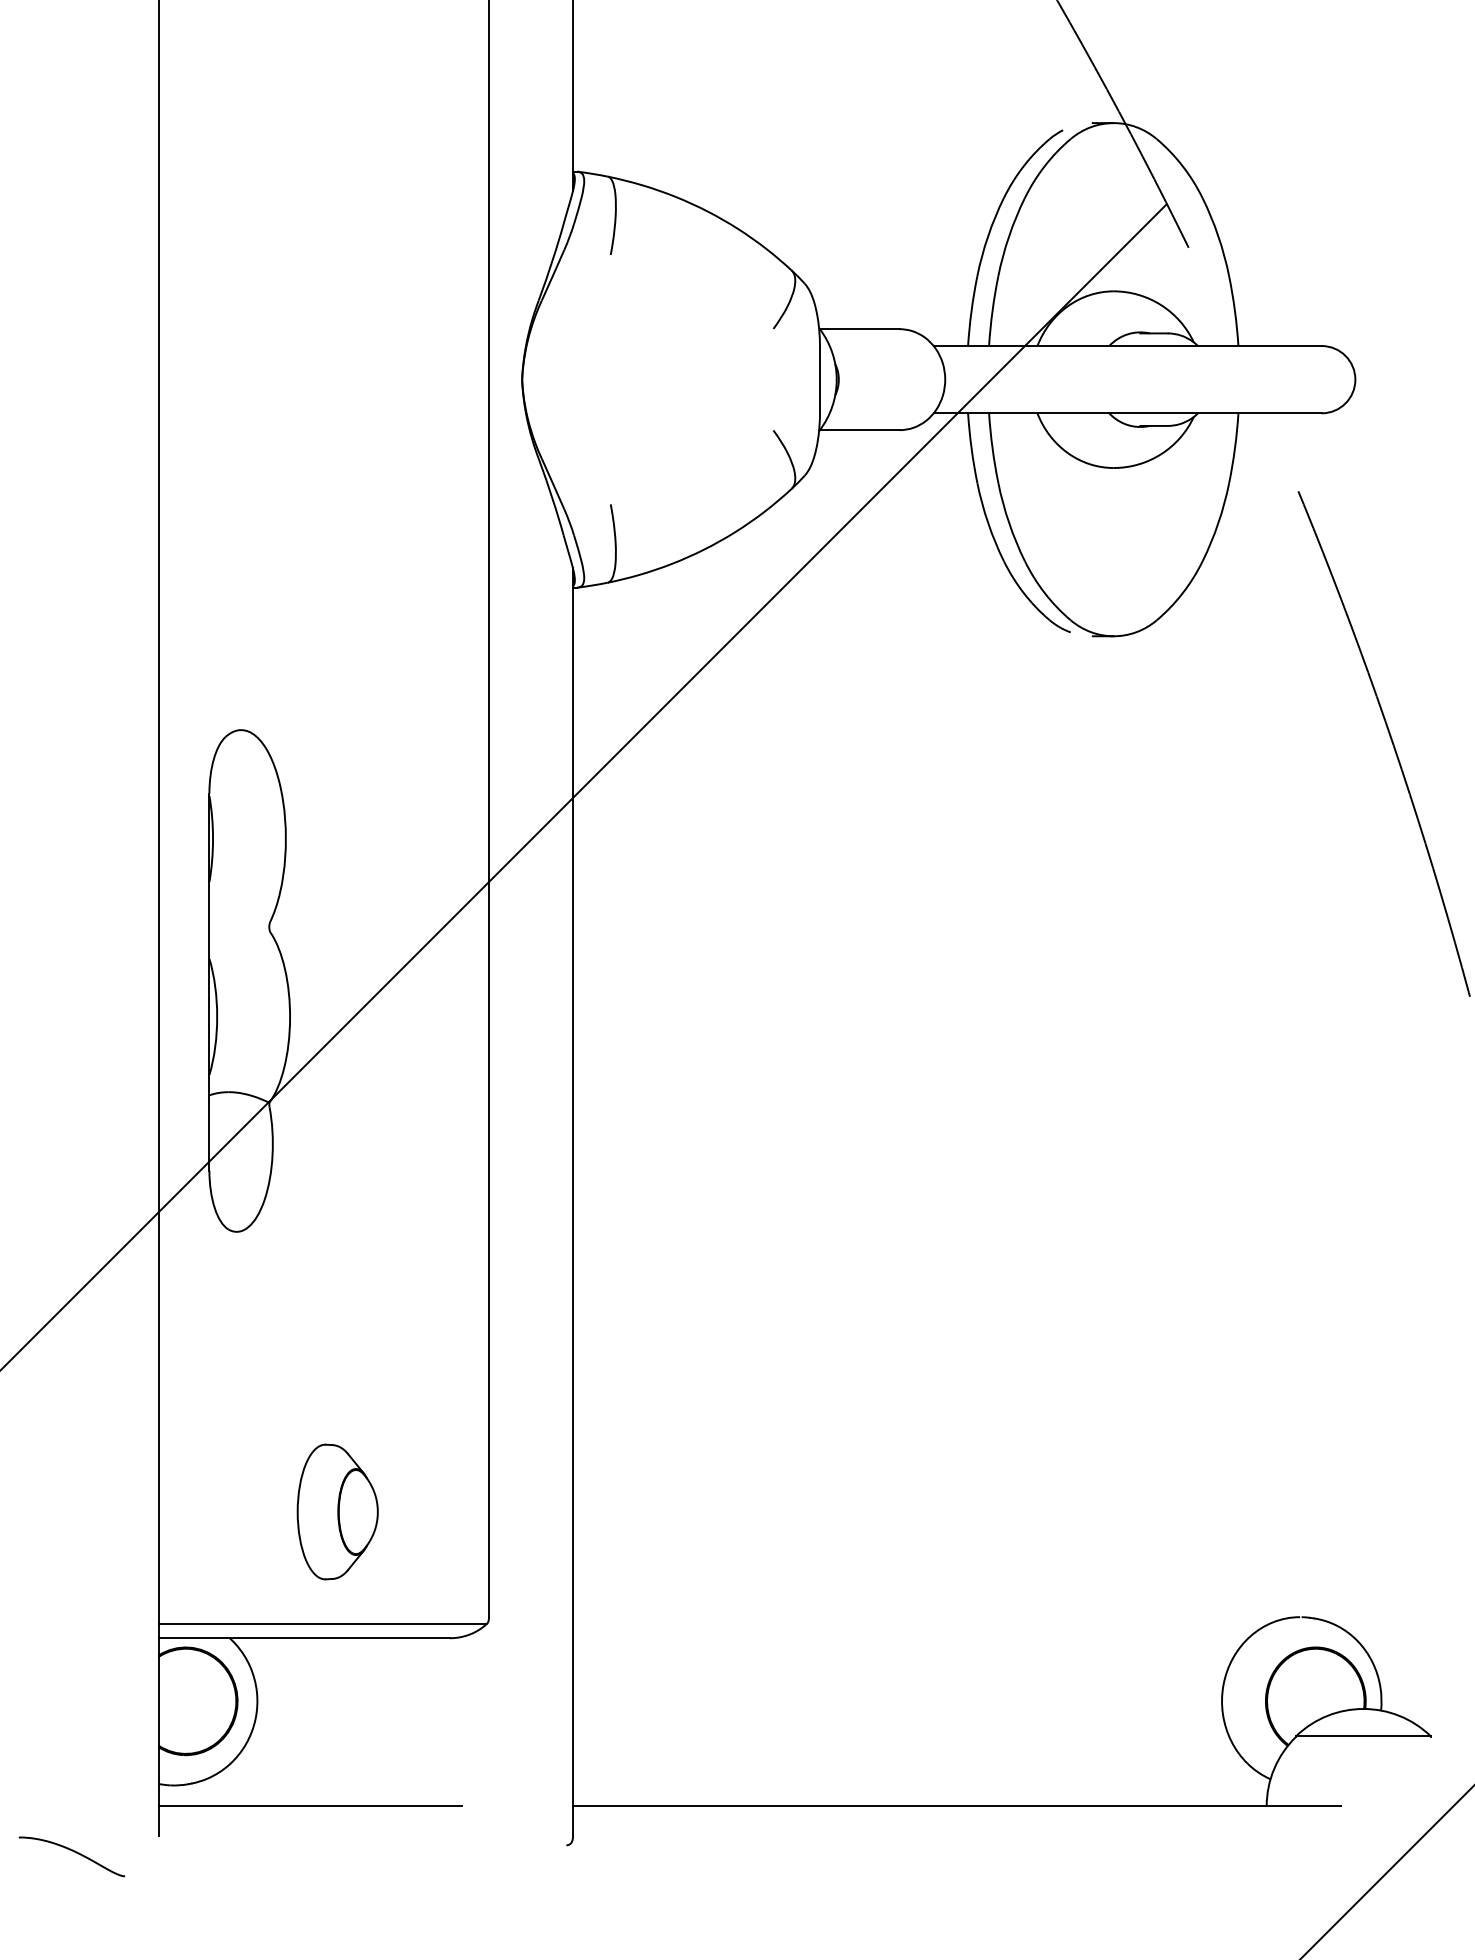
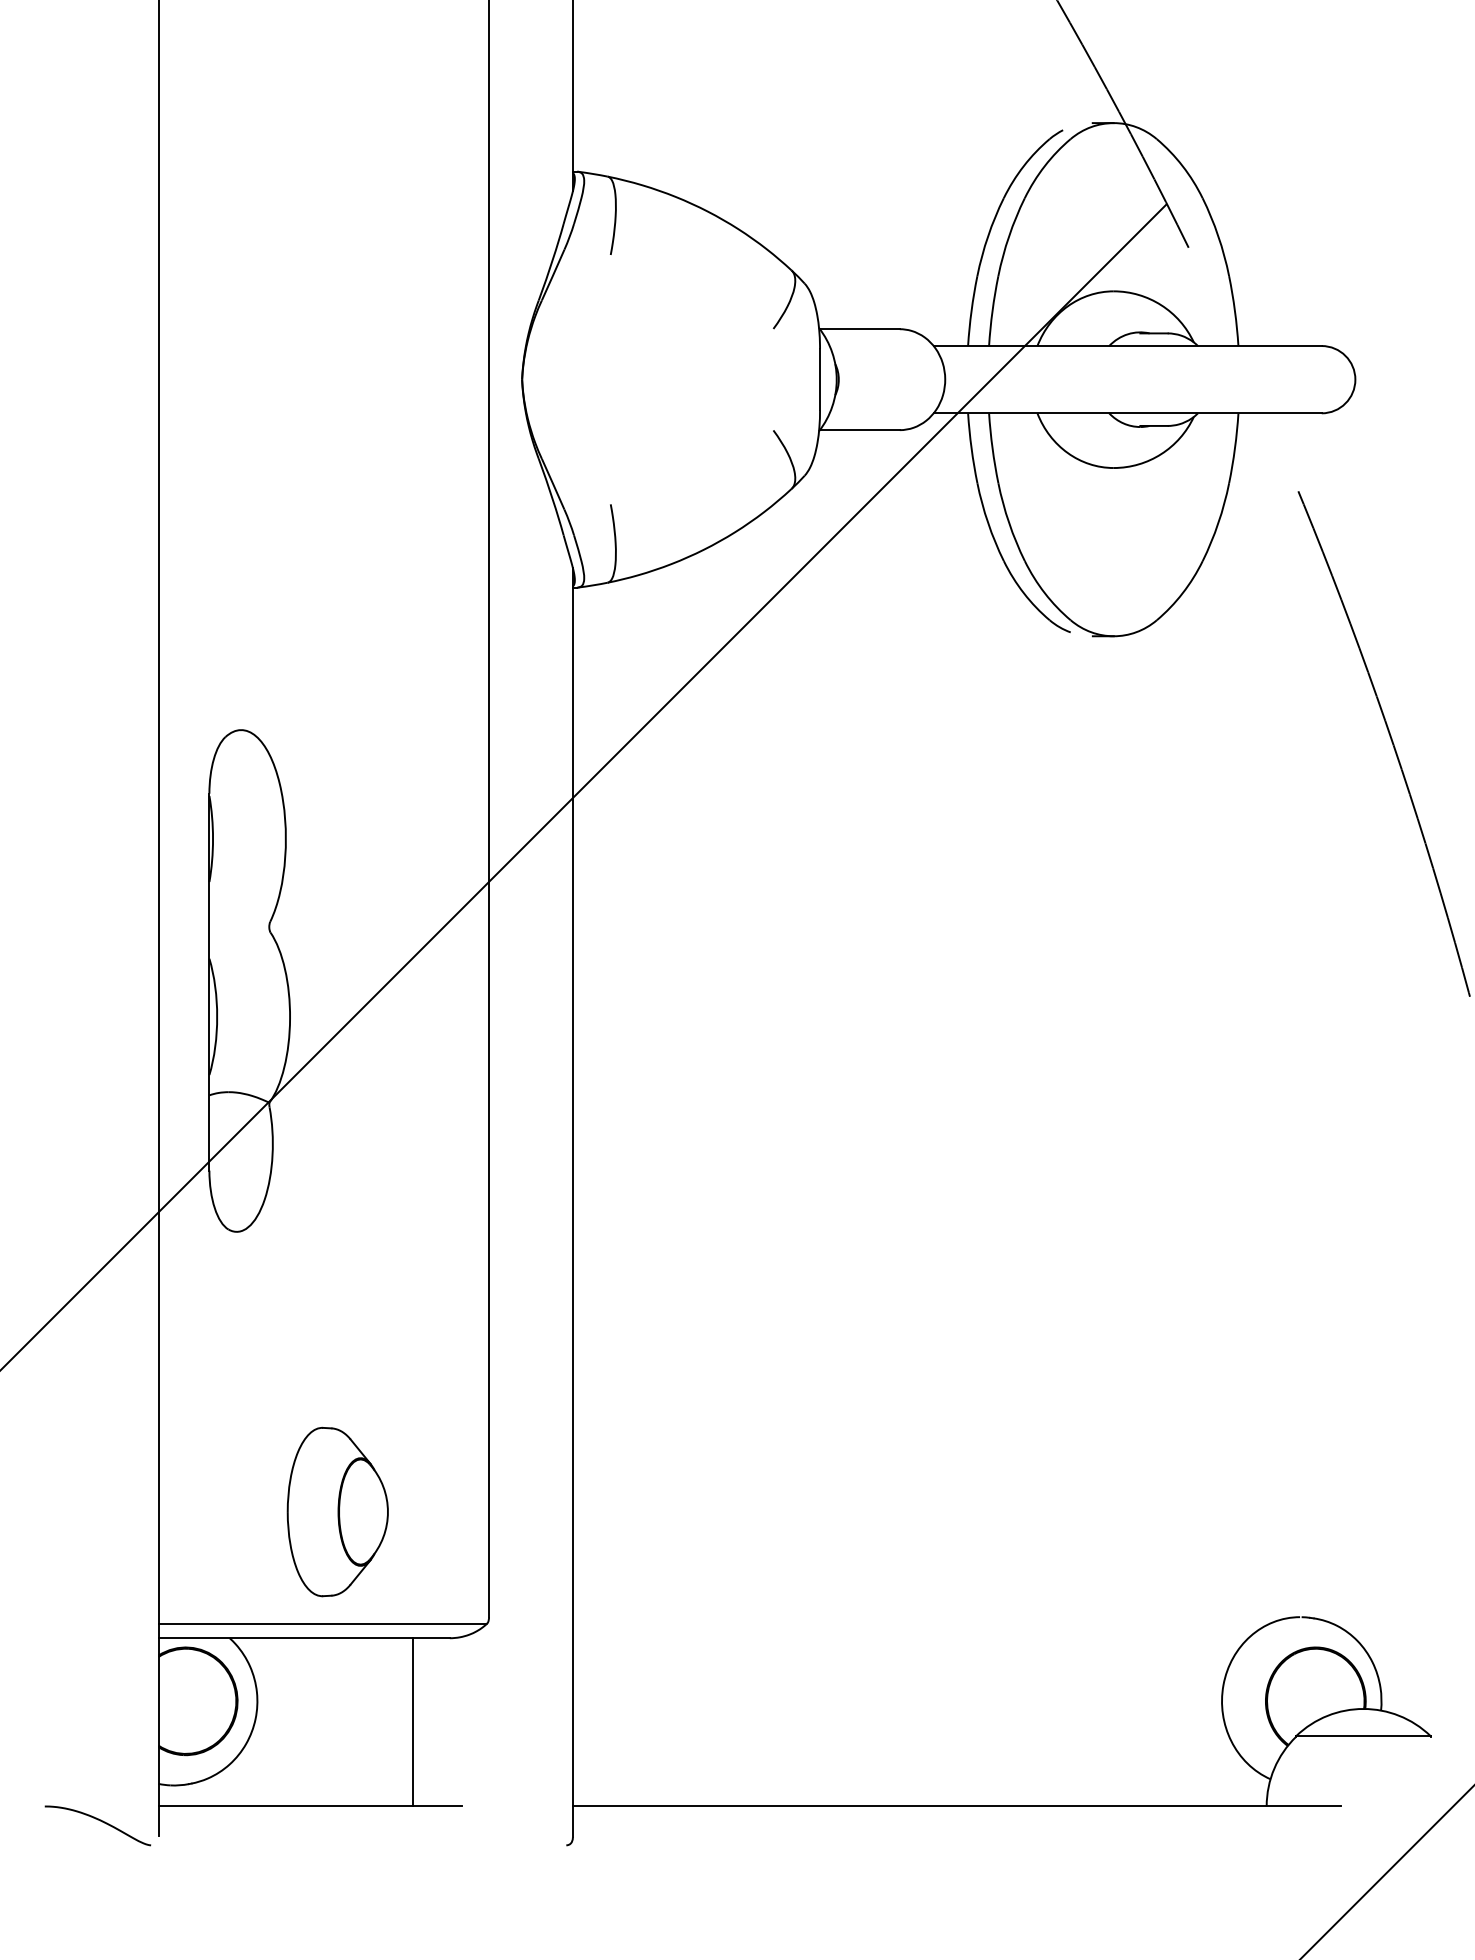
part size: 83x138 px -> 103x172 px (337, 1511)
line: none -> present (413, 1722)
curve position: (71, 1851) -> (97, 1820) (97, 1820)
